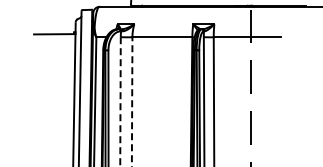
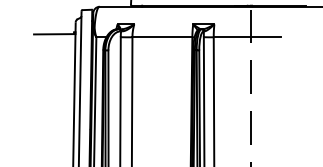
line: dashed -> solid (120, 102)
line: dashed -> solid (132, 102)
